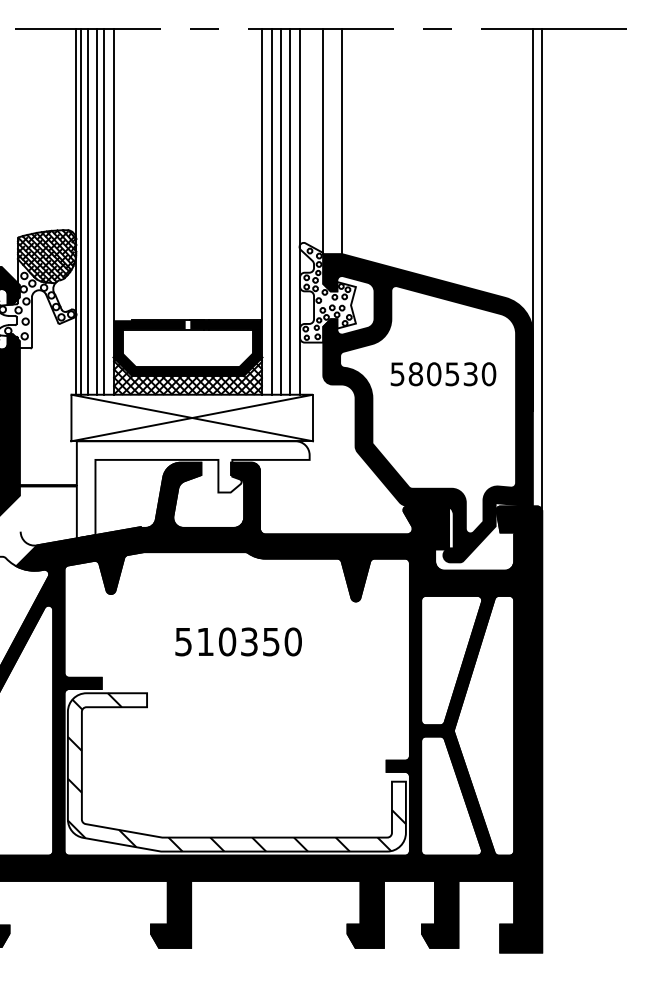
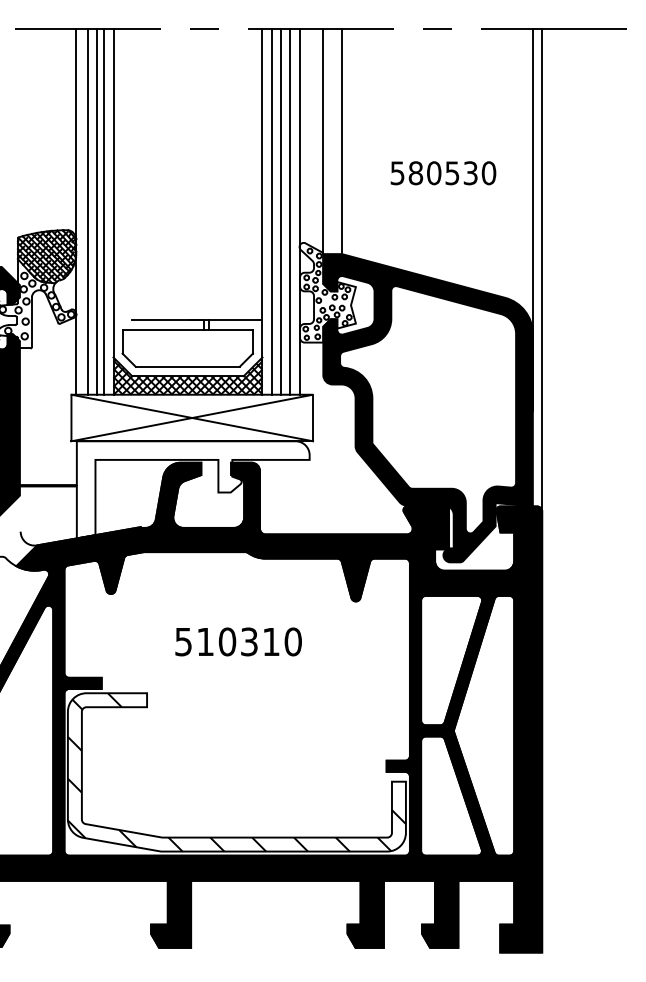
line: present -> none (80, 211)
fill: present -> none (187, 348)
text position: (443, 374) -> (443, 173) (443, 173)
text: 510350 -> 510310 (271, 642)
